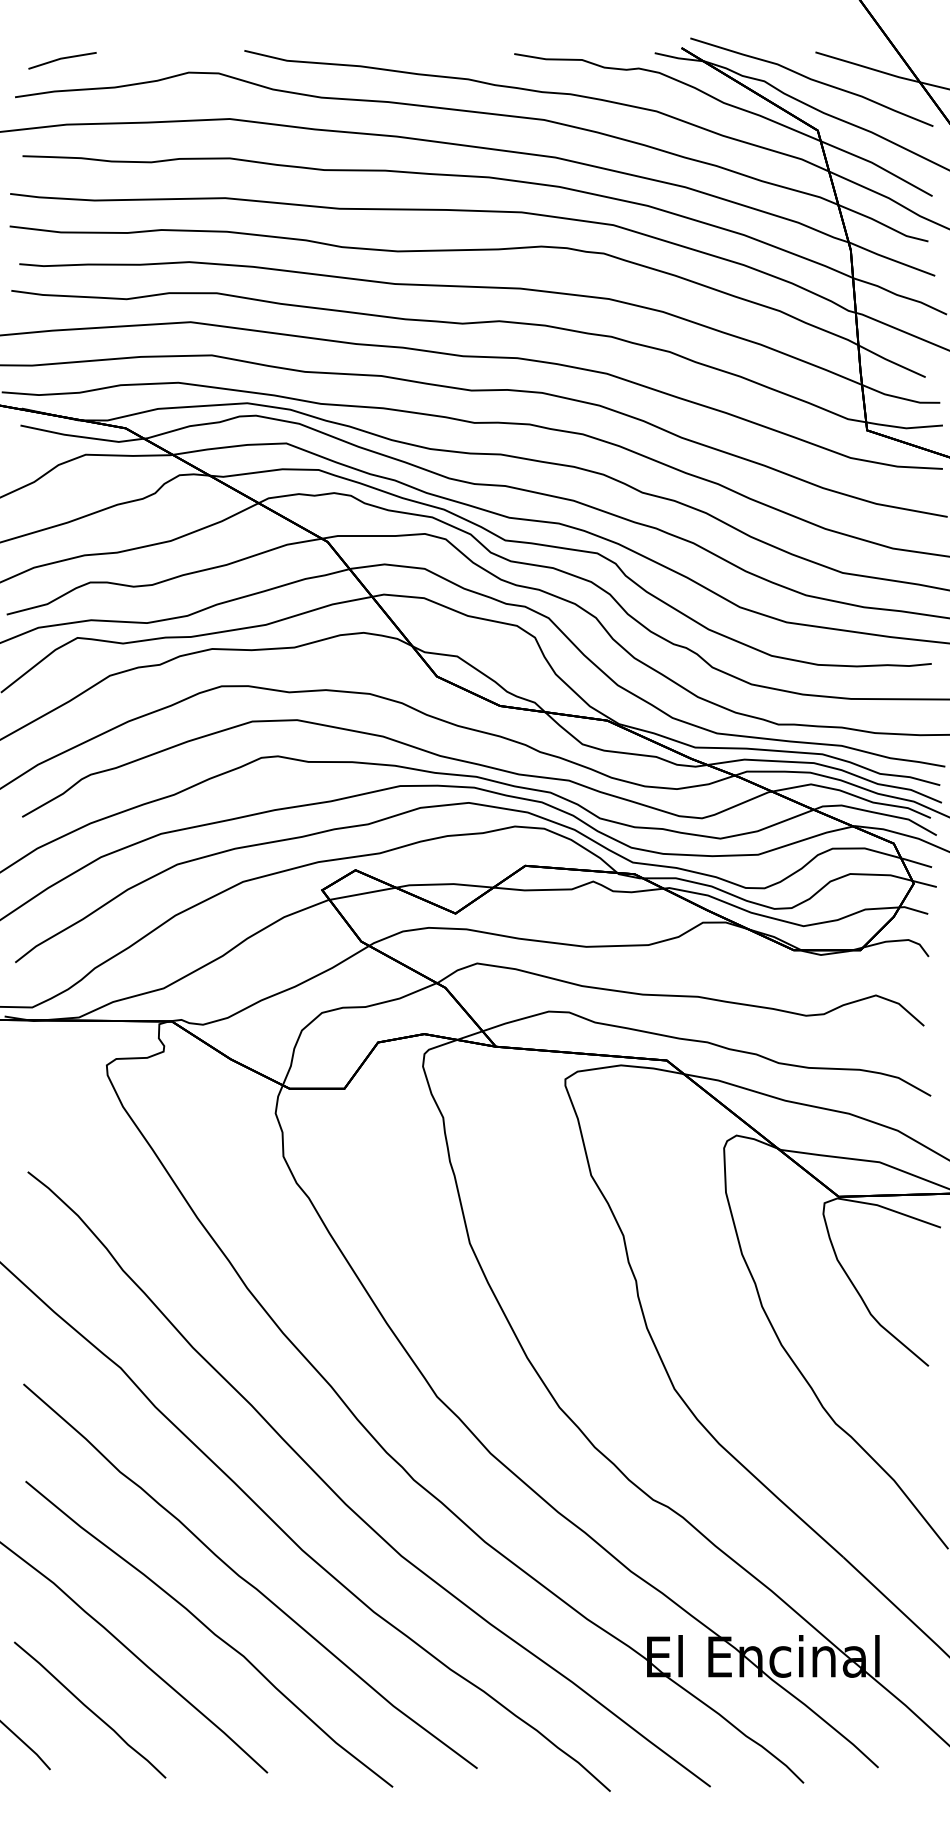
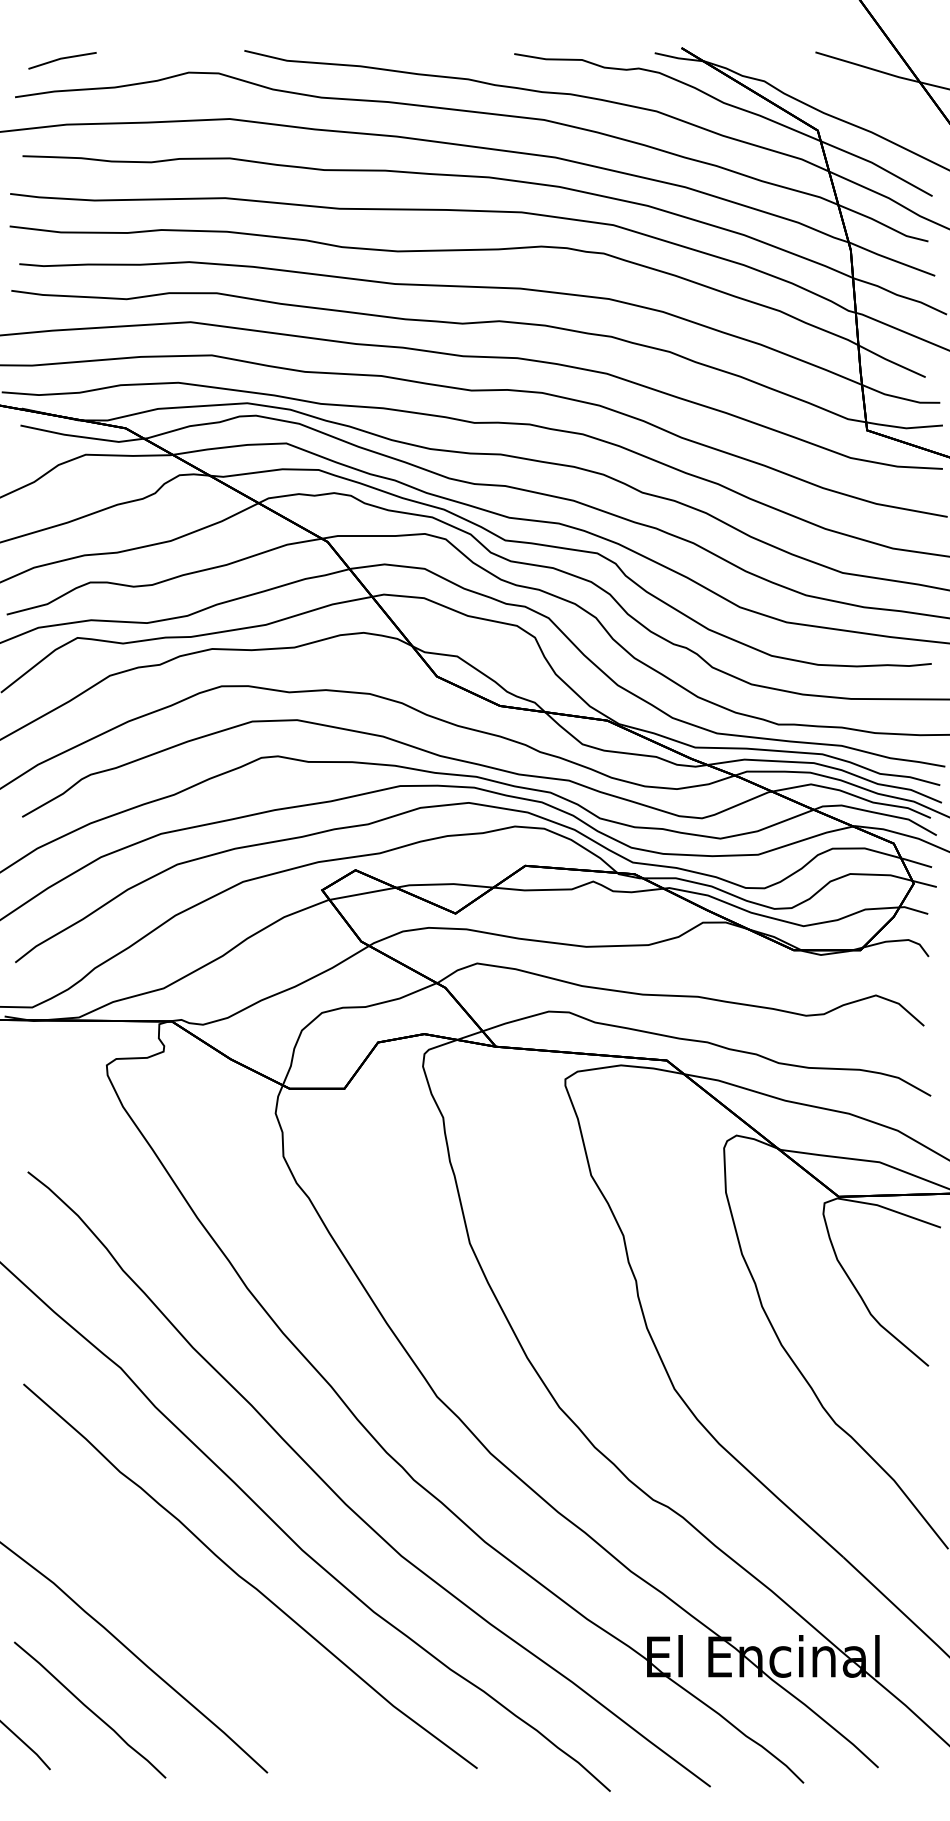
curve: present -> none (811, 80)
curve: present -> none (210, 1631)
